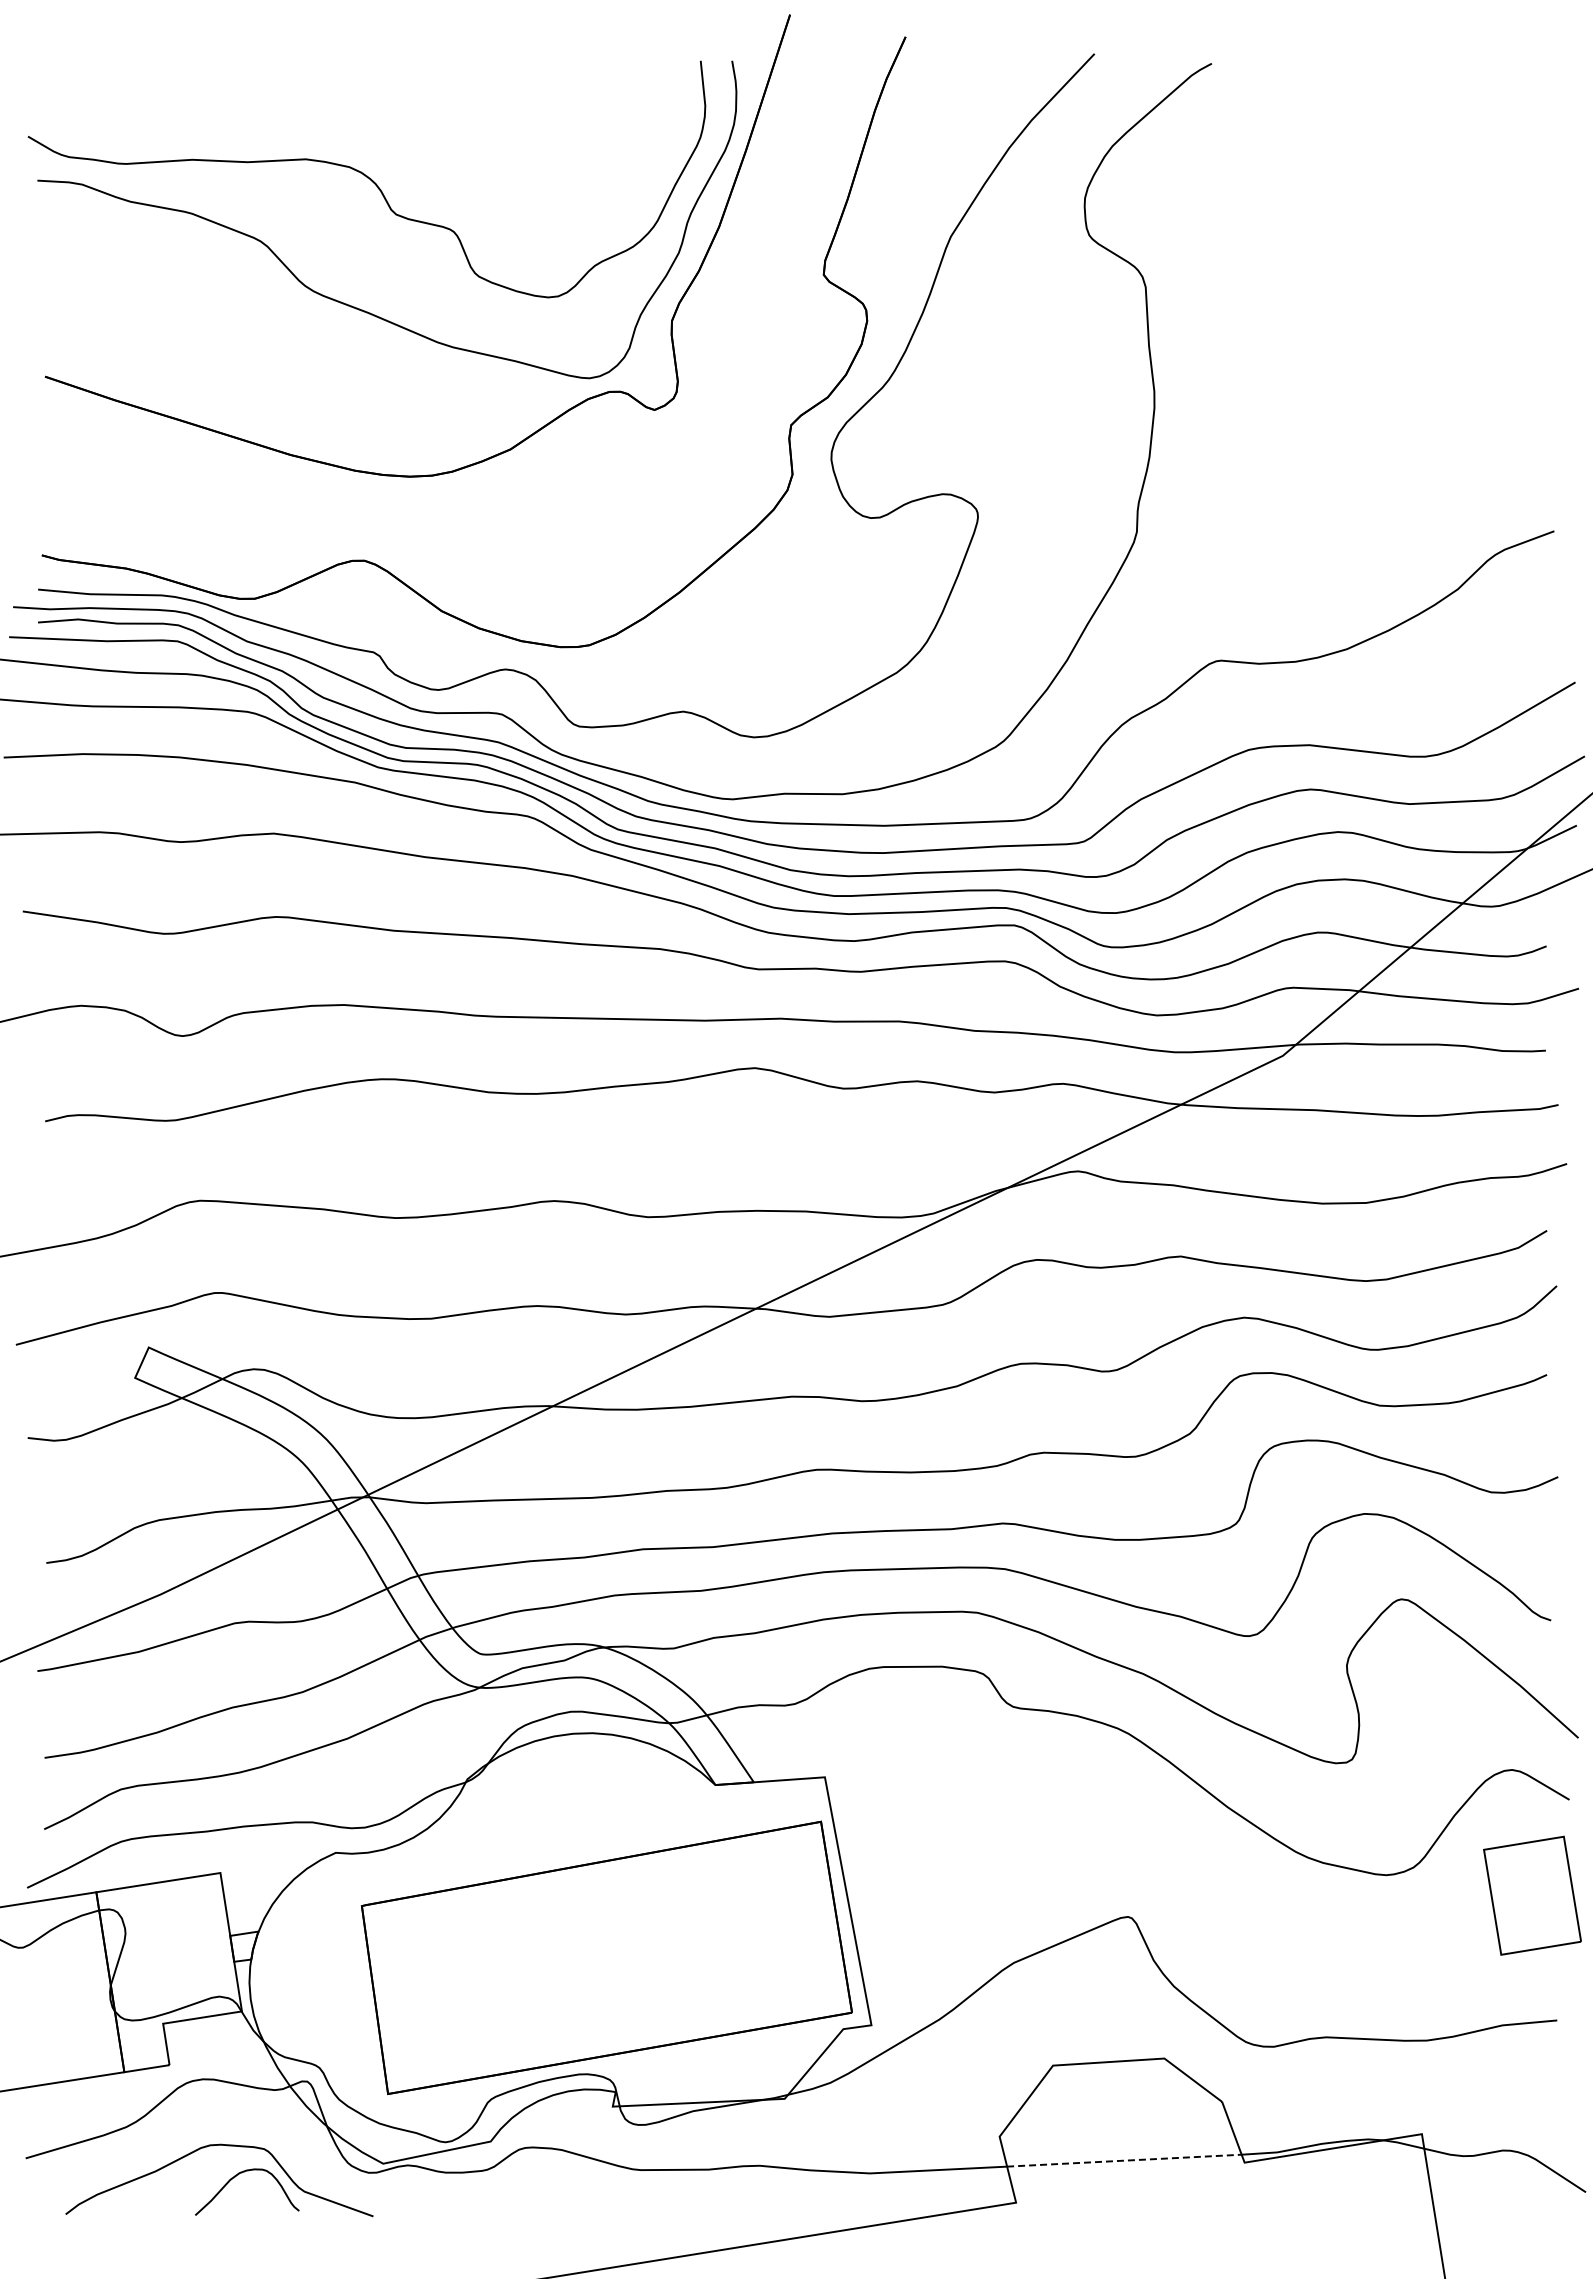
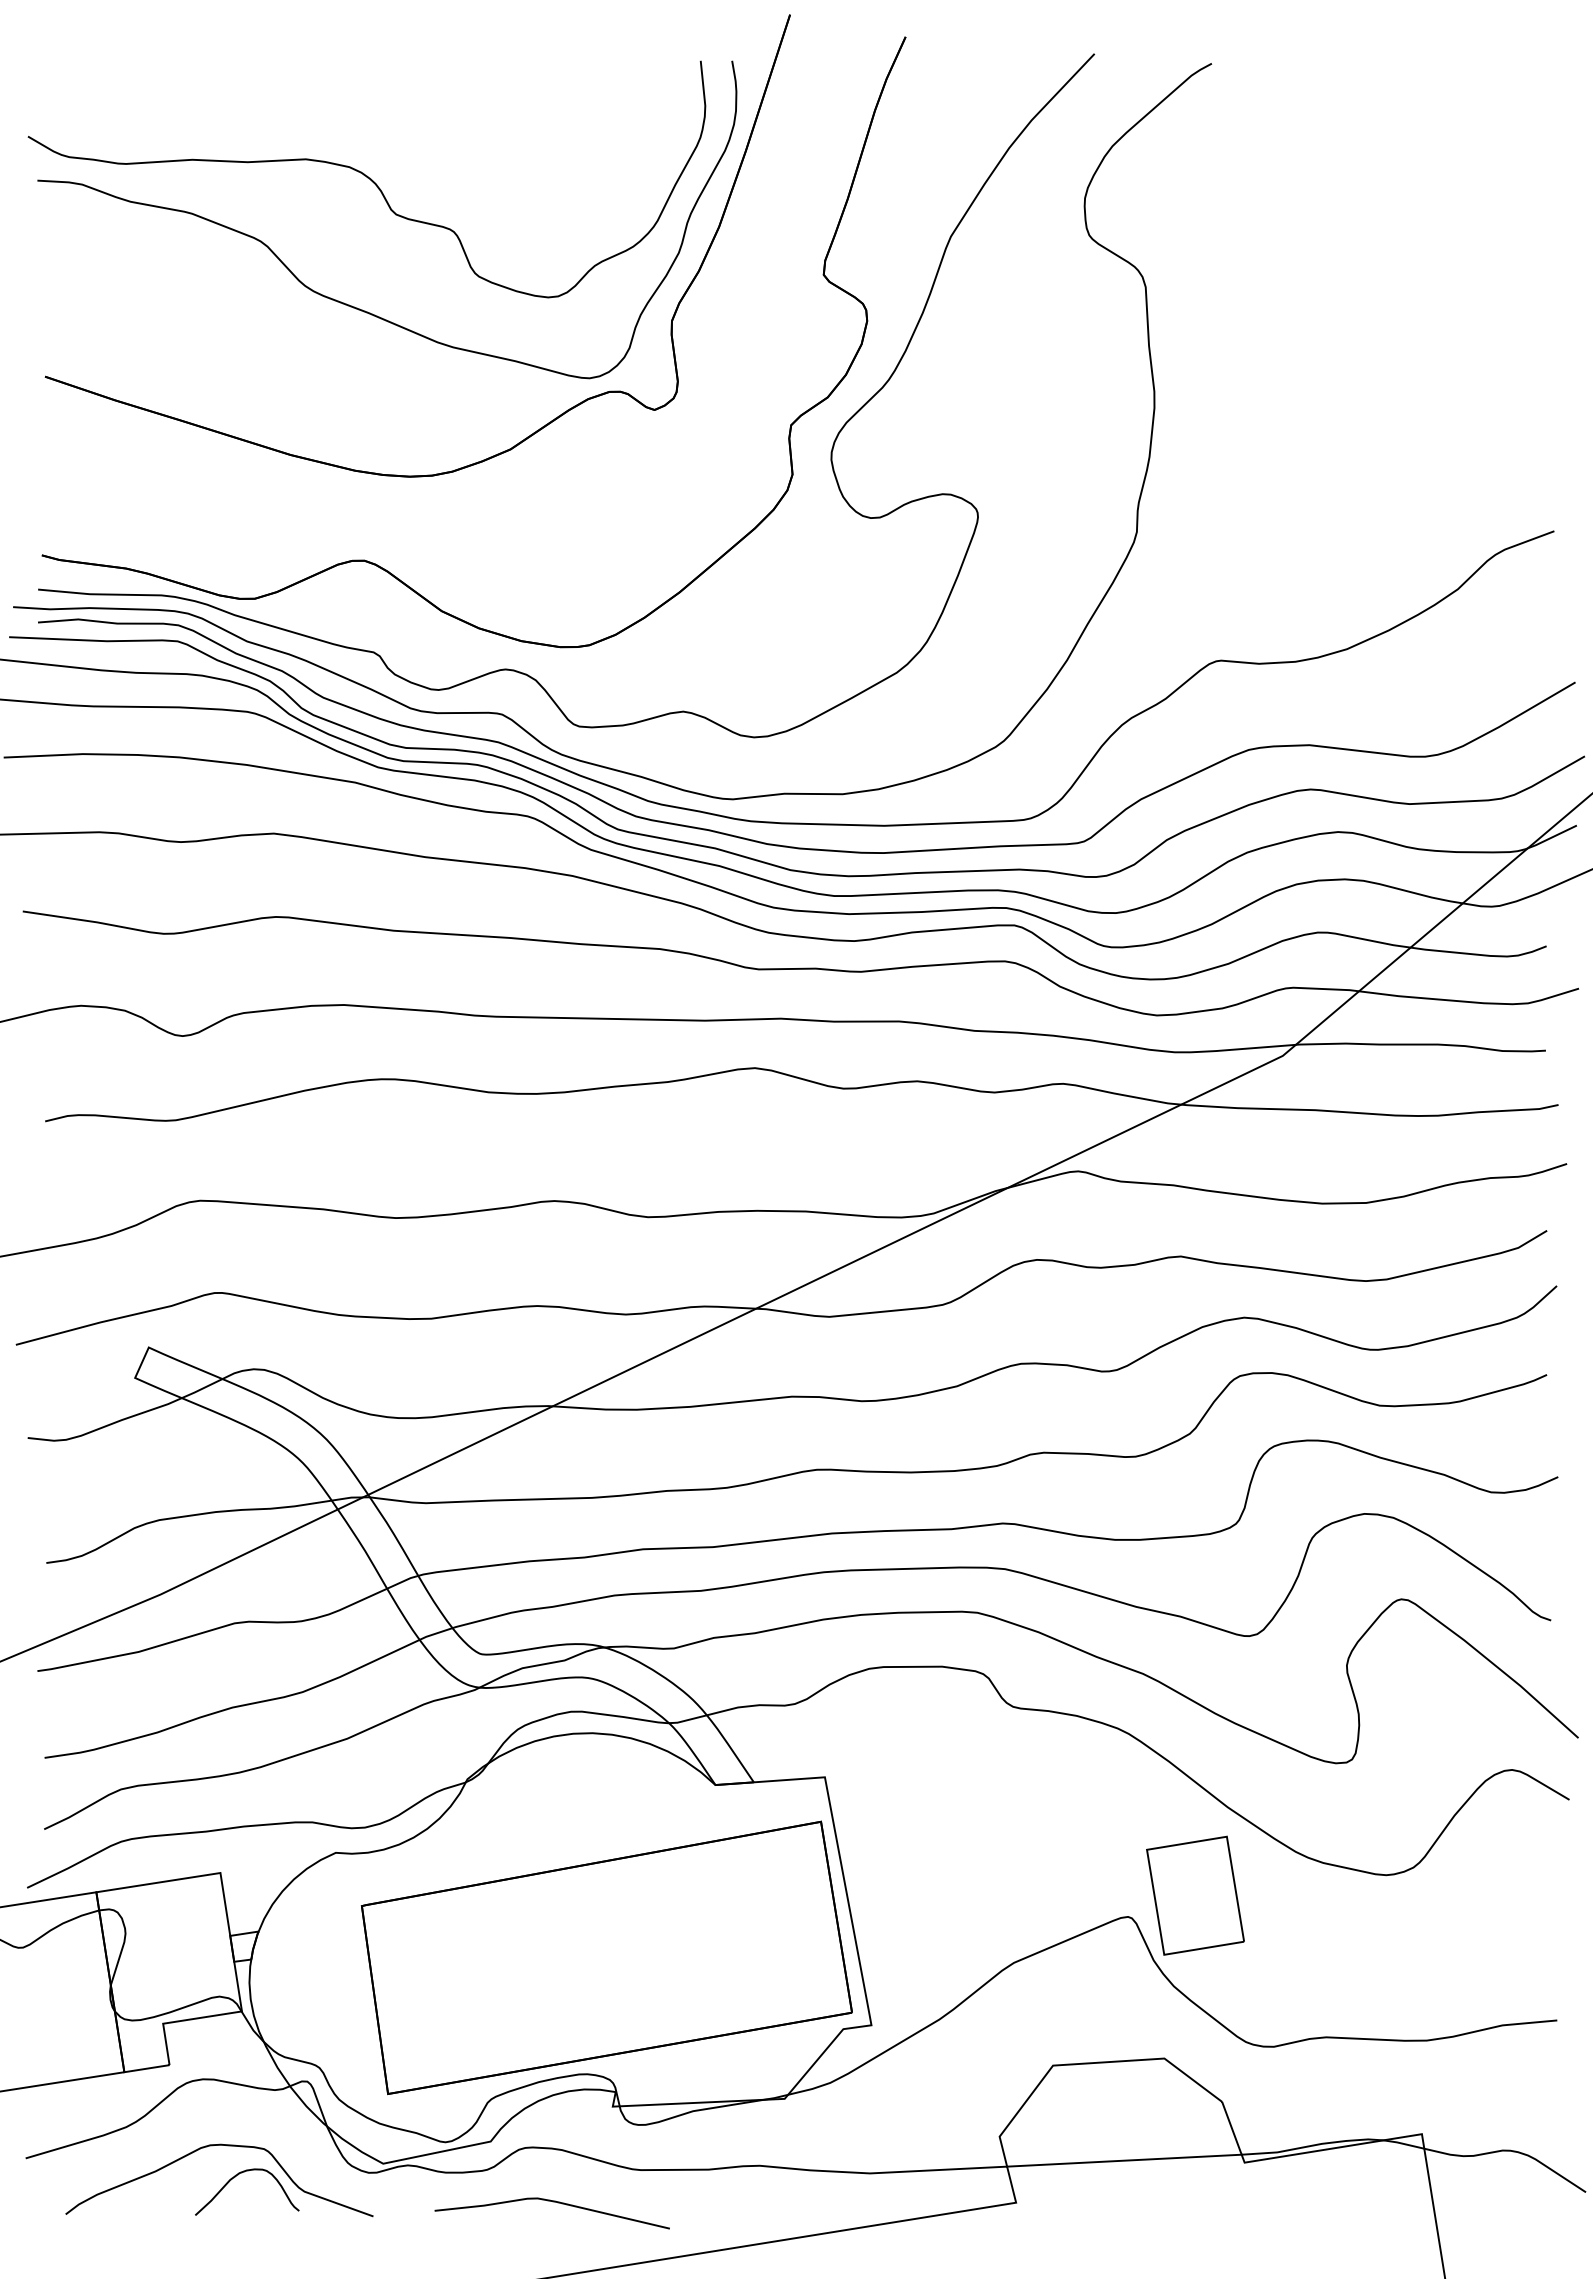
part position: (1532, 1895) -> (1195, 1895) (1195, 1895)
line: dashed -> solid (1124, 2160)
curve: none -> present (552, 2202)
